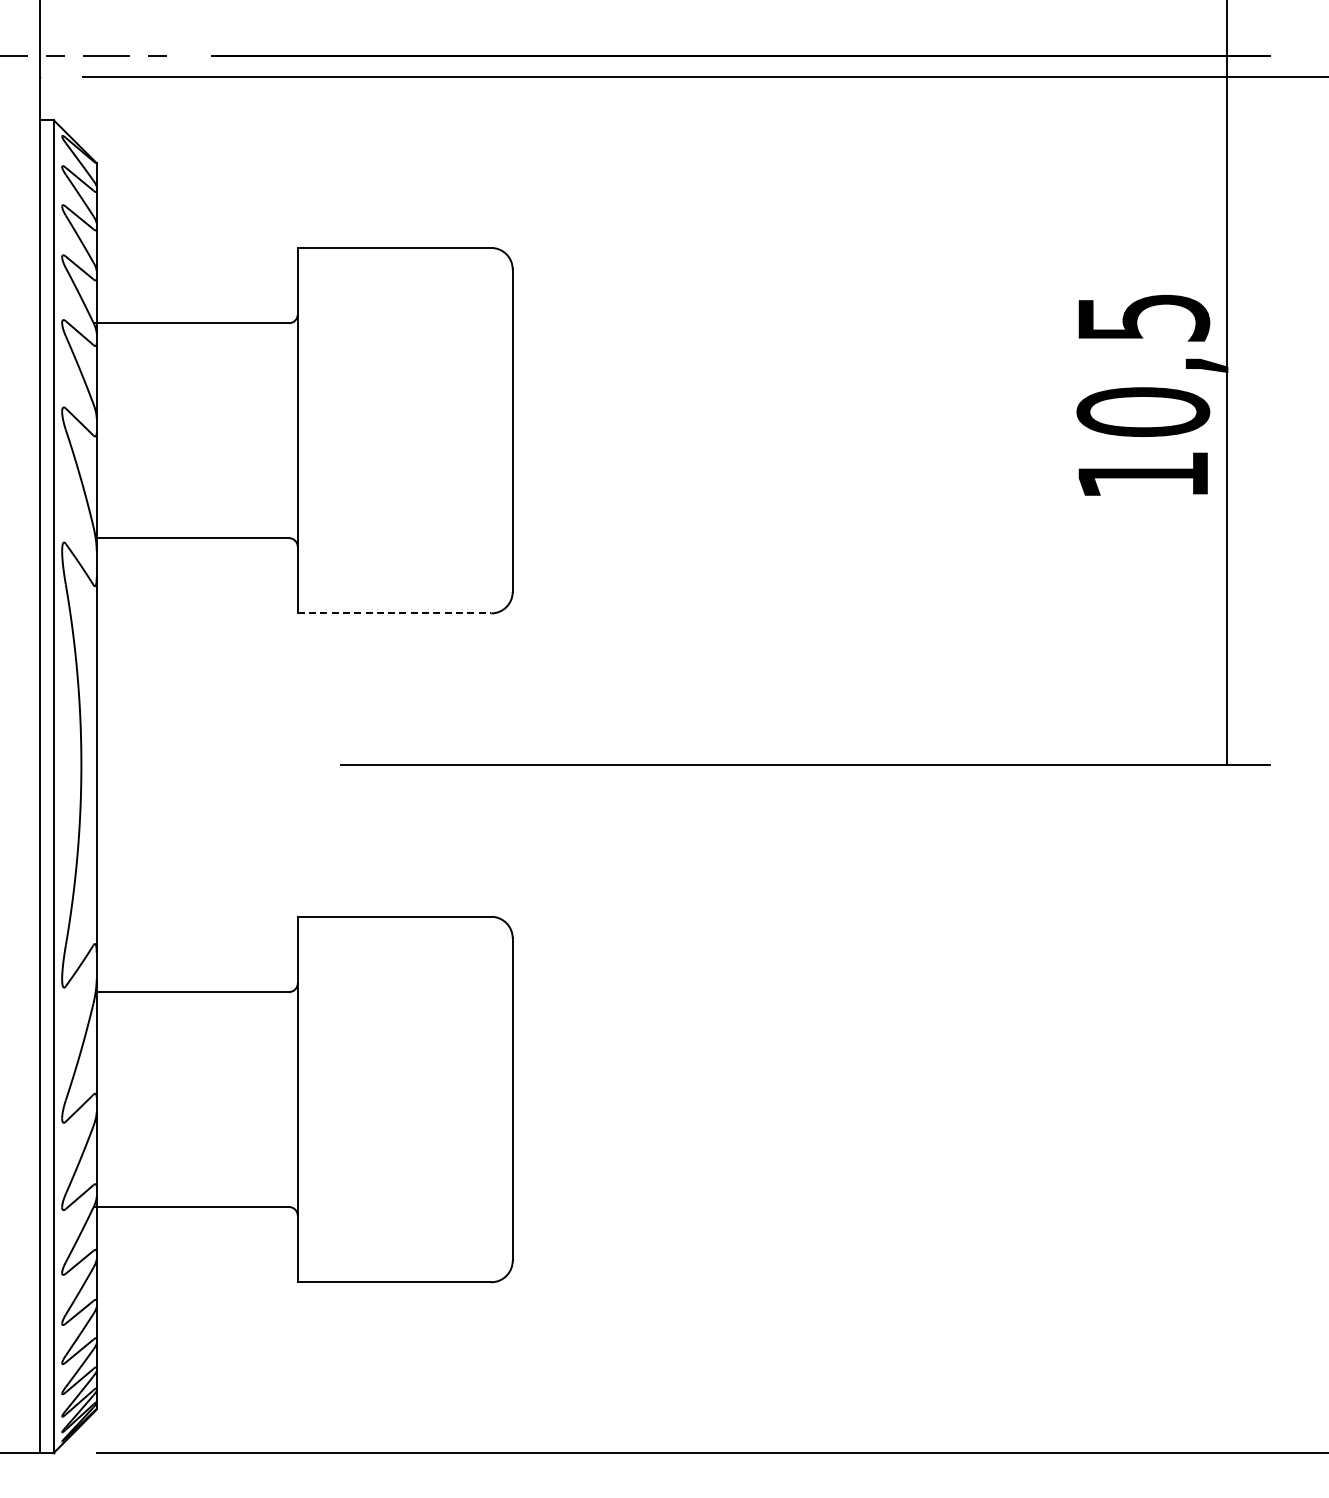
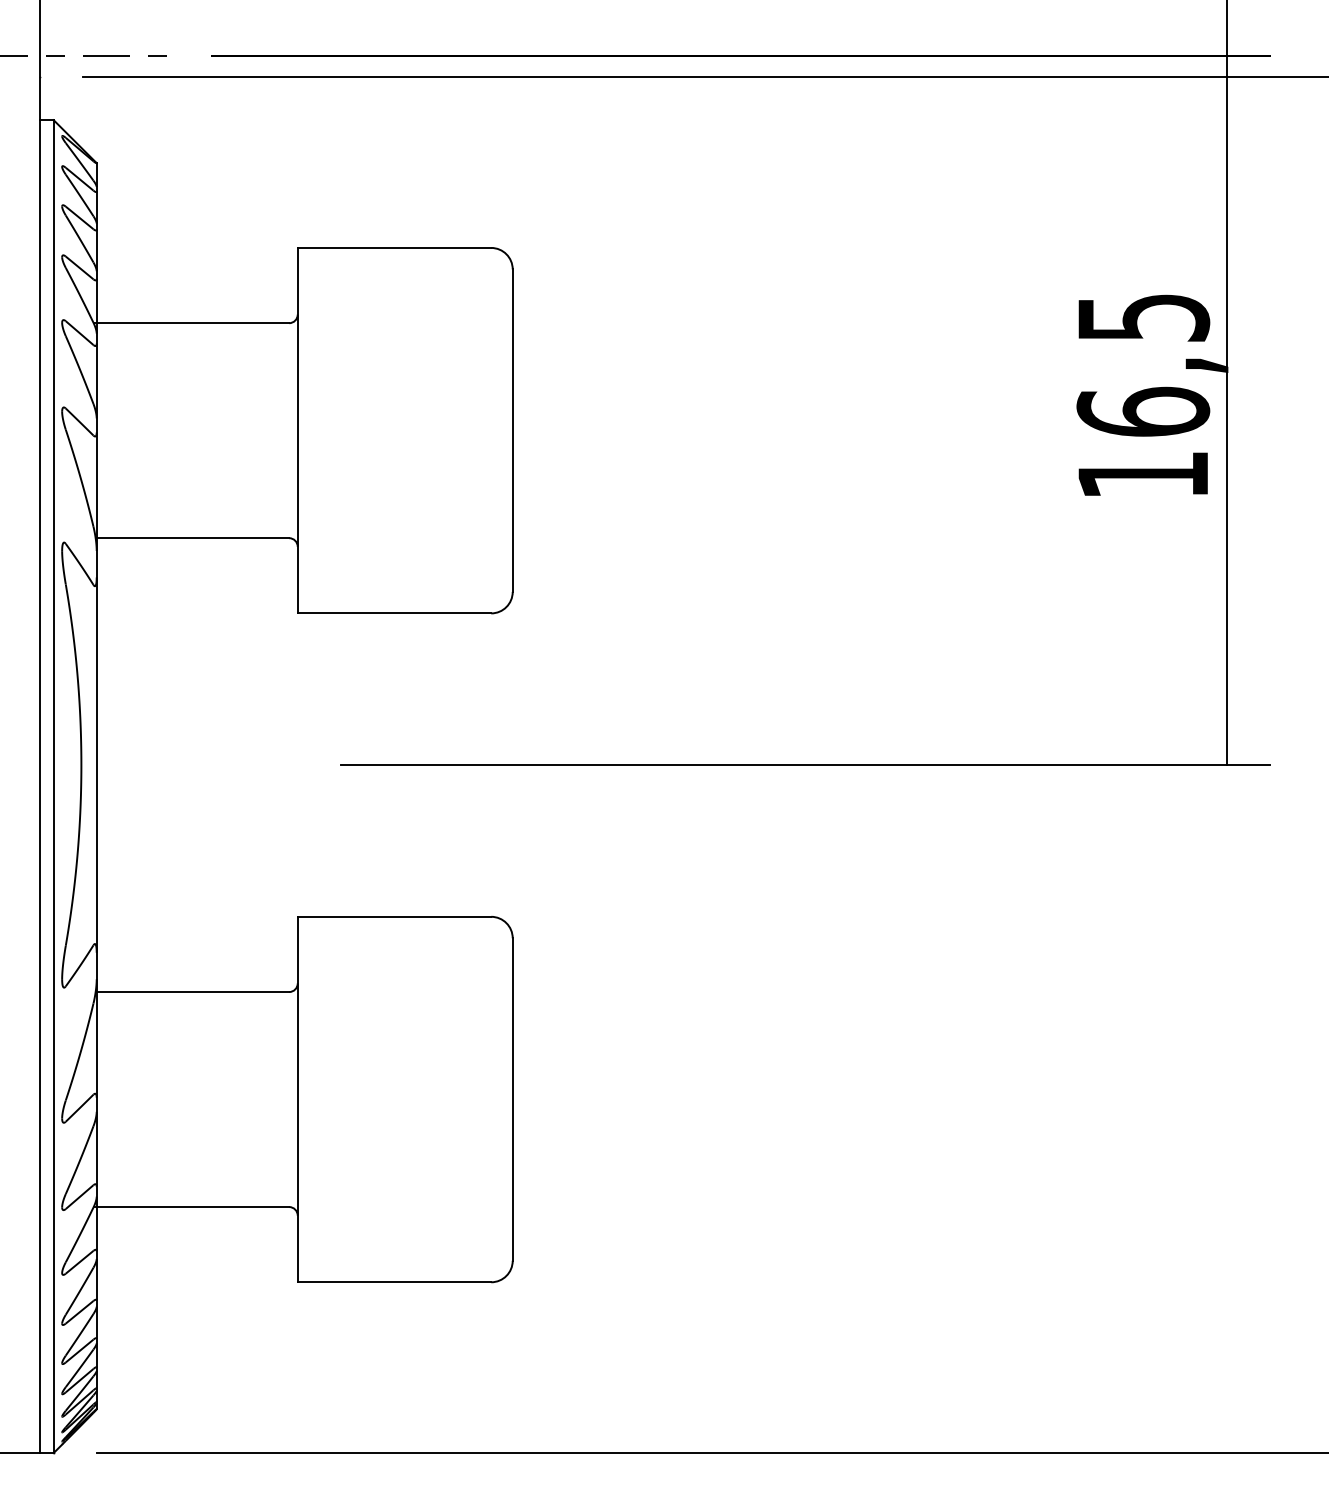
text: 10,5 -> 16,5 (1143, 411)
line: dashed -> solid (394, 613)
